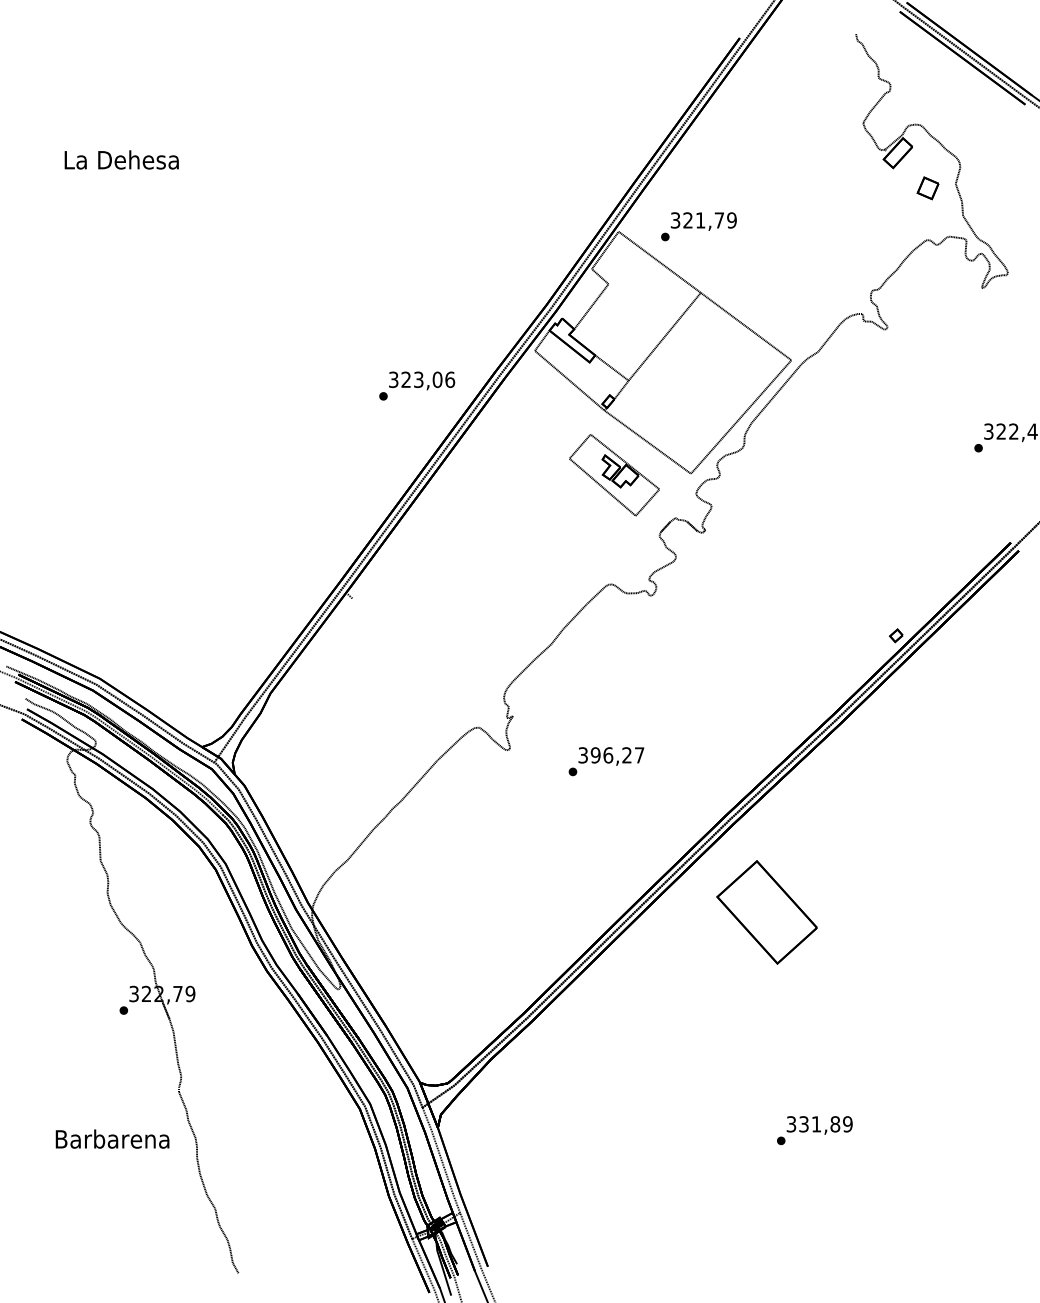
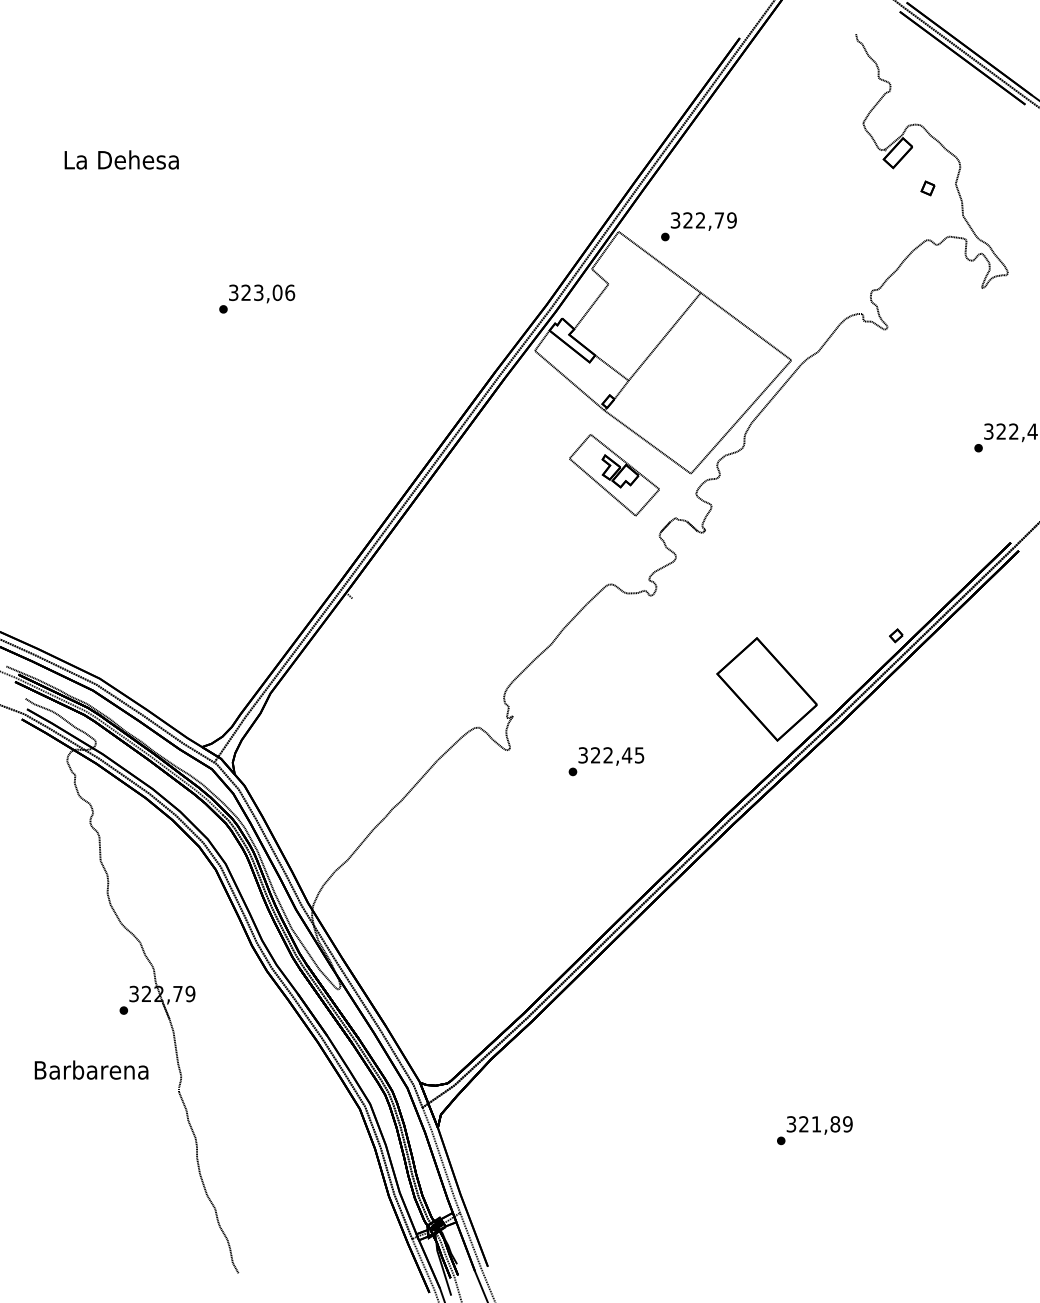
part size: 24x25 px -> 16x17 px (927, 188)
text: 321,79 -> 322,79 (700, 220)
text position: (417, 385) -> (257, 298) (257, 298)
text: 396,27 -> 322,45 (617, 755)
part position: (766, 912) -> (766, 689) (766, 689)
text: 331,89 -> 321,89 (803, 1124)
text position: (112, 1138) -> (91, 1069) (91, 1069)
